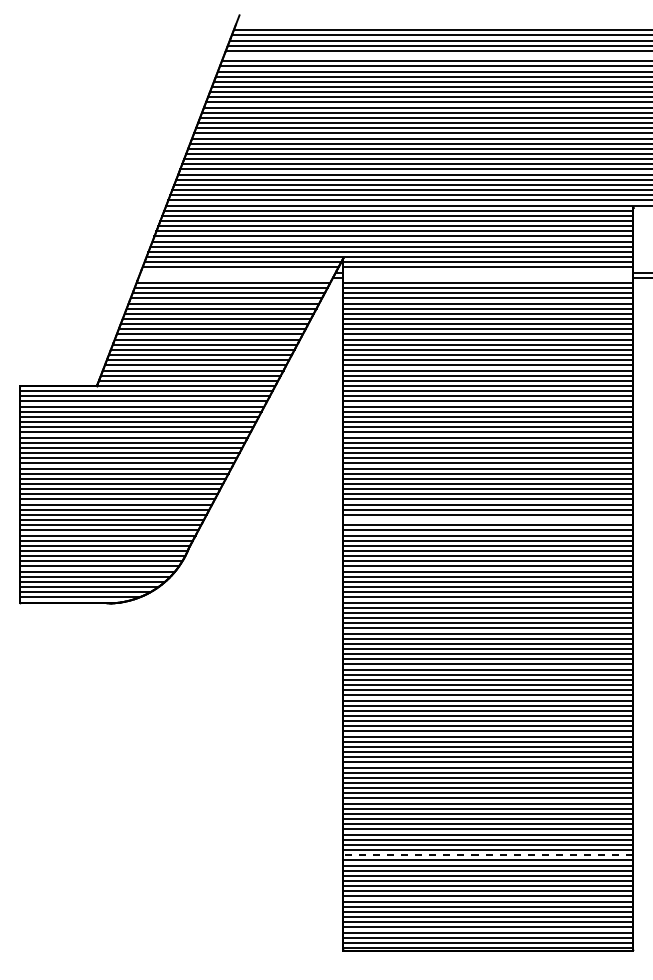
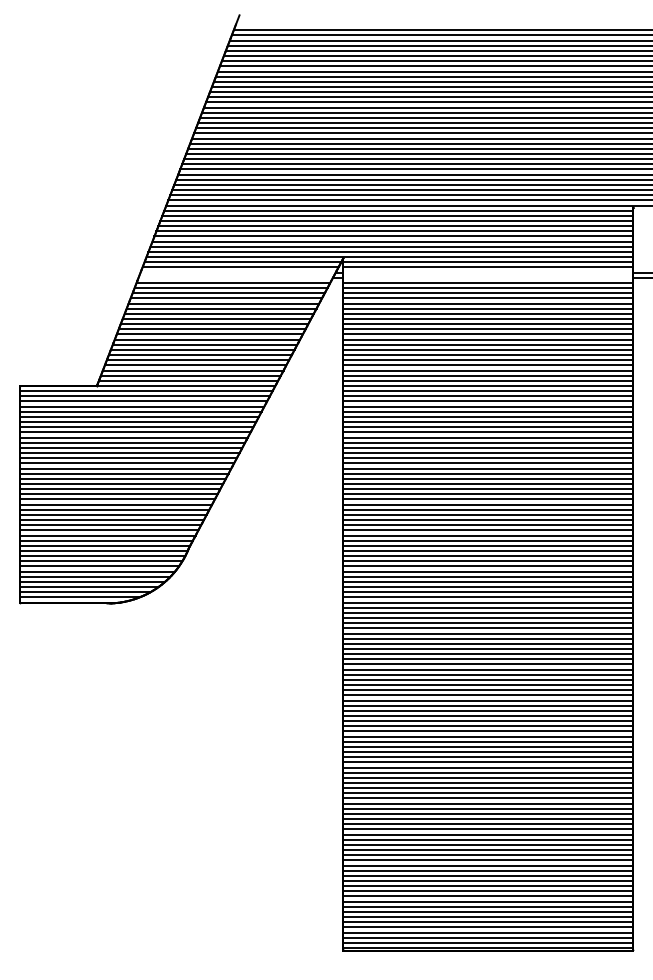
line: none -> present (436, 56)
line: none -> present (488, 520)
line: dashed -> solid (488, 855)
